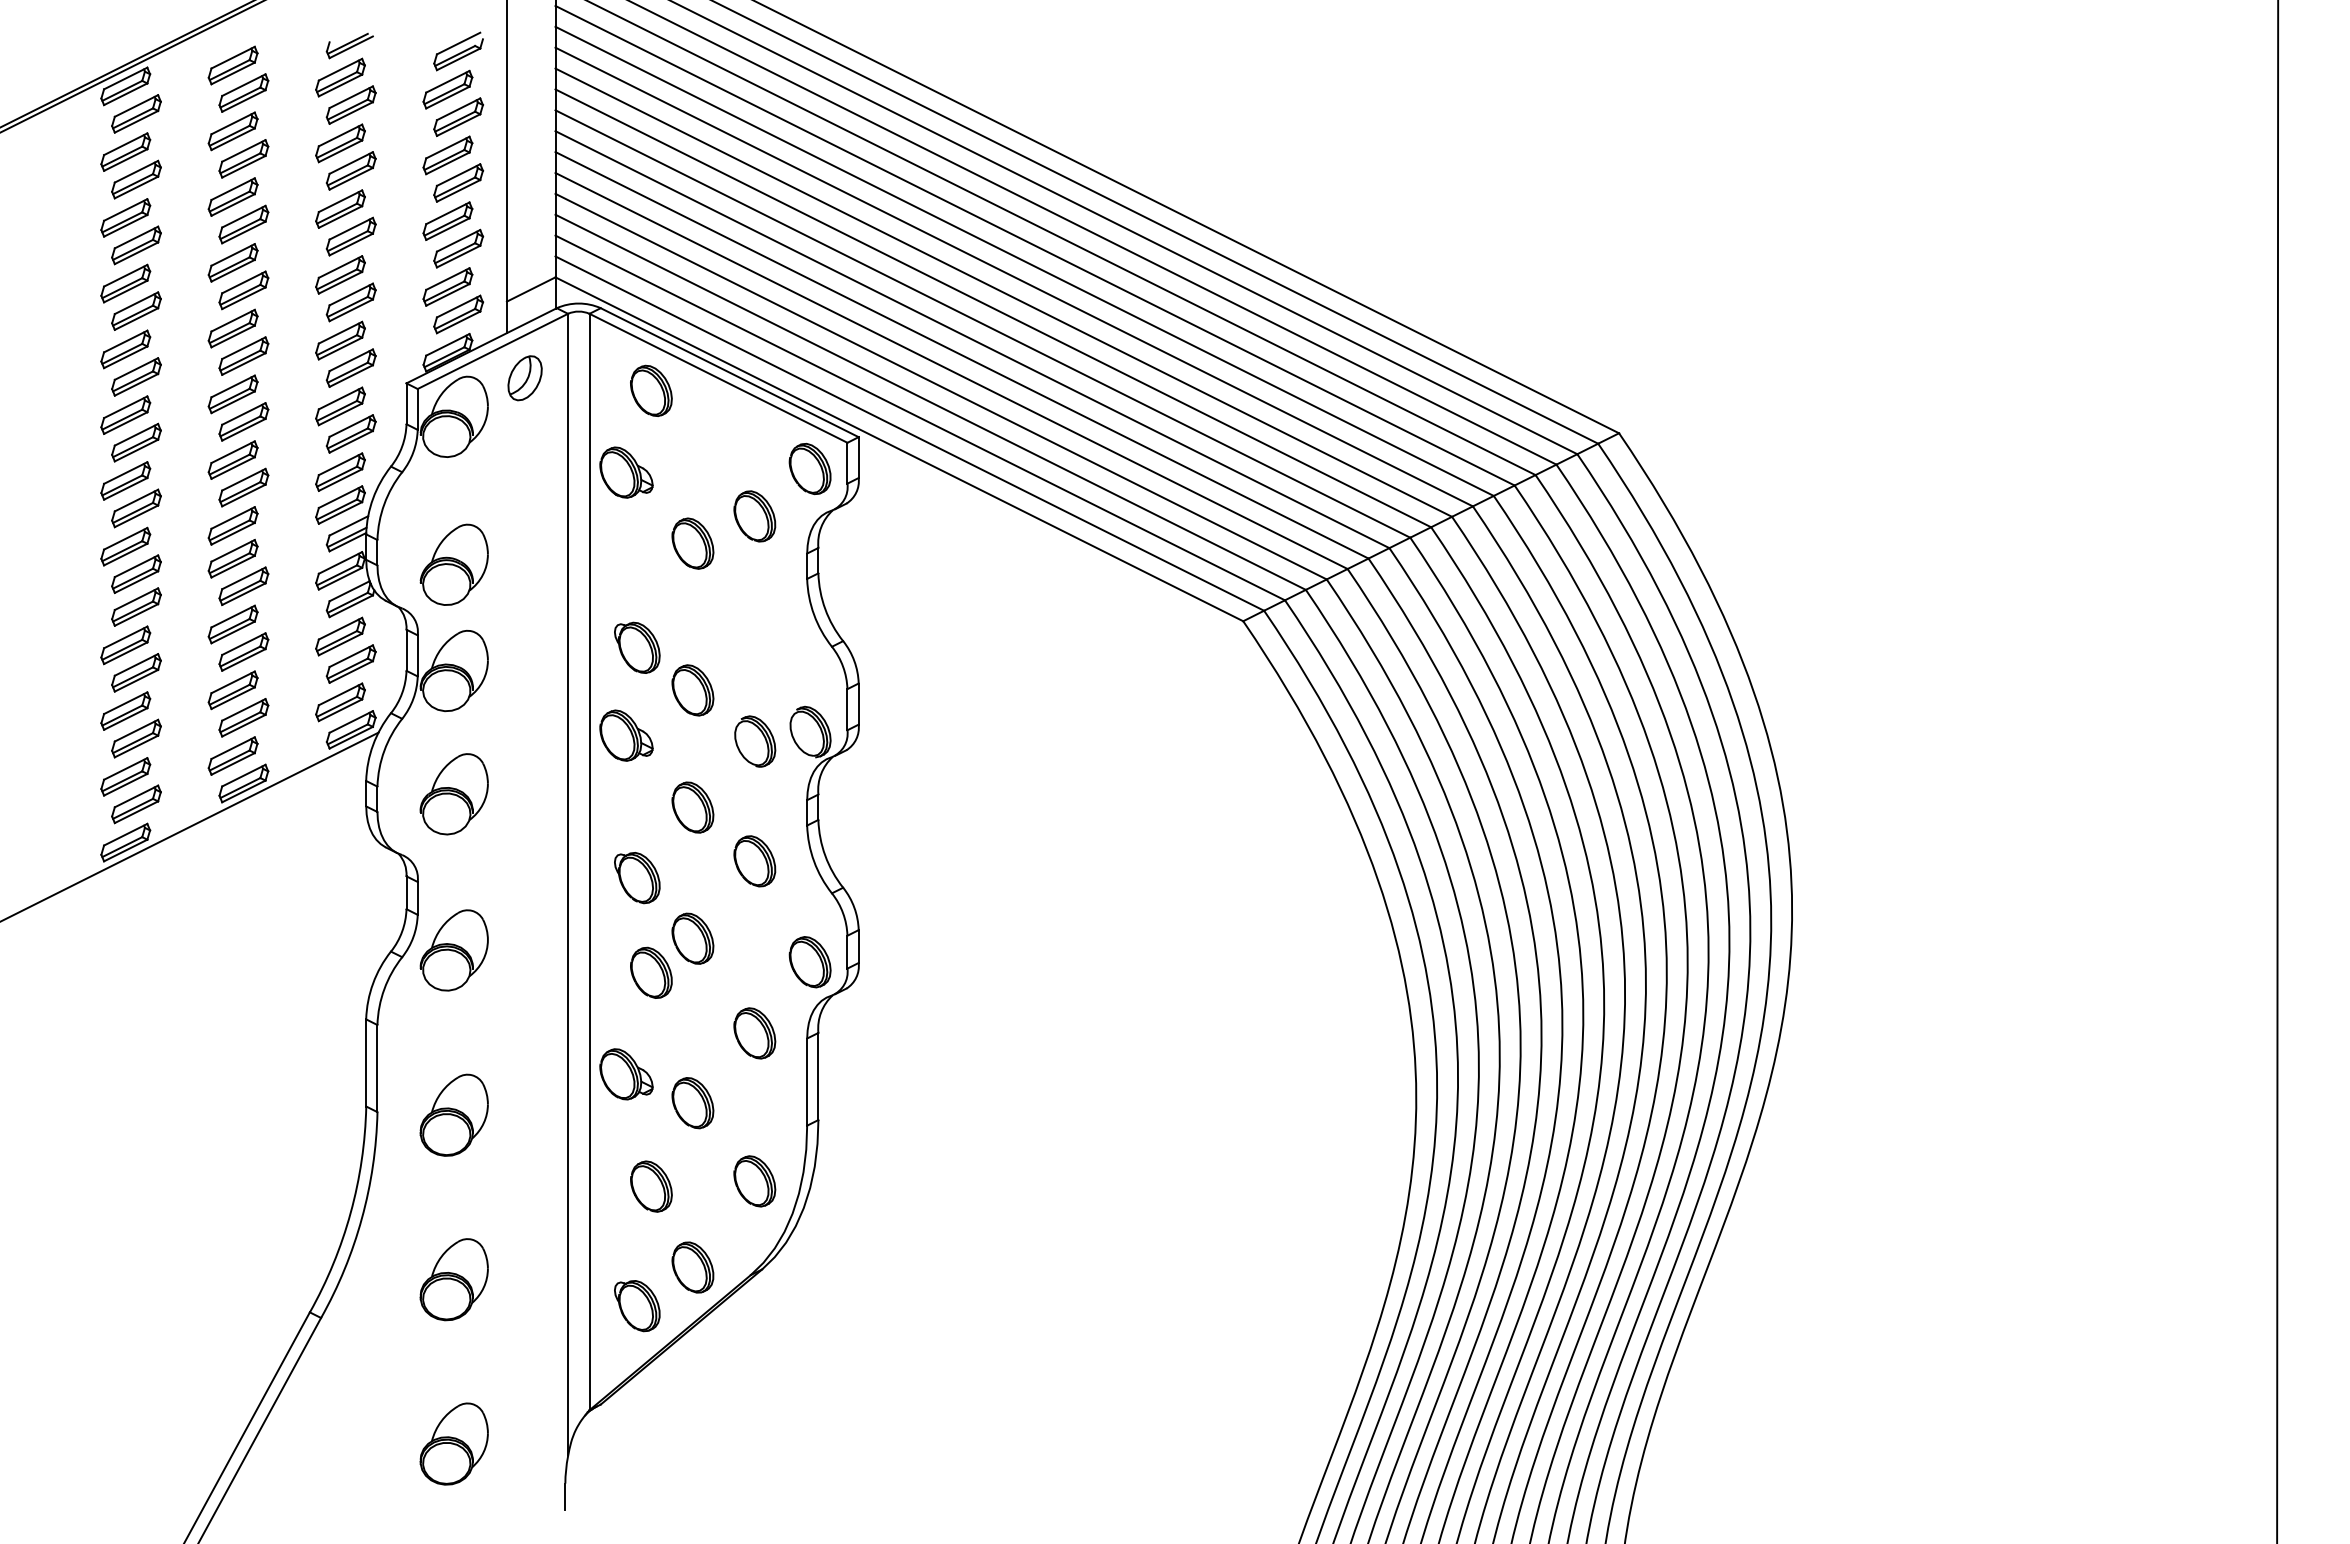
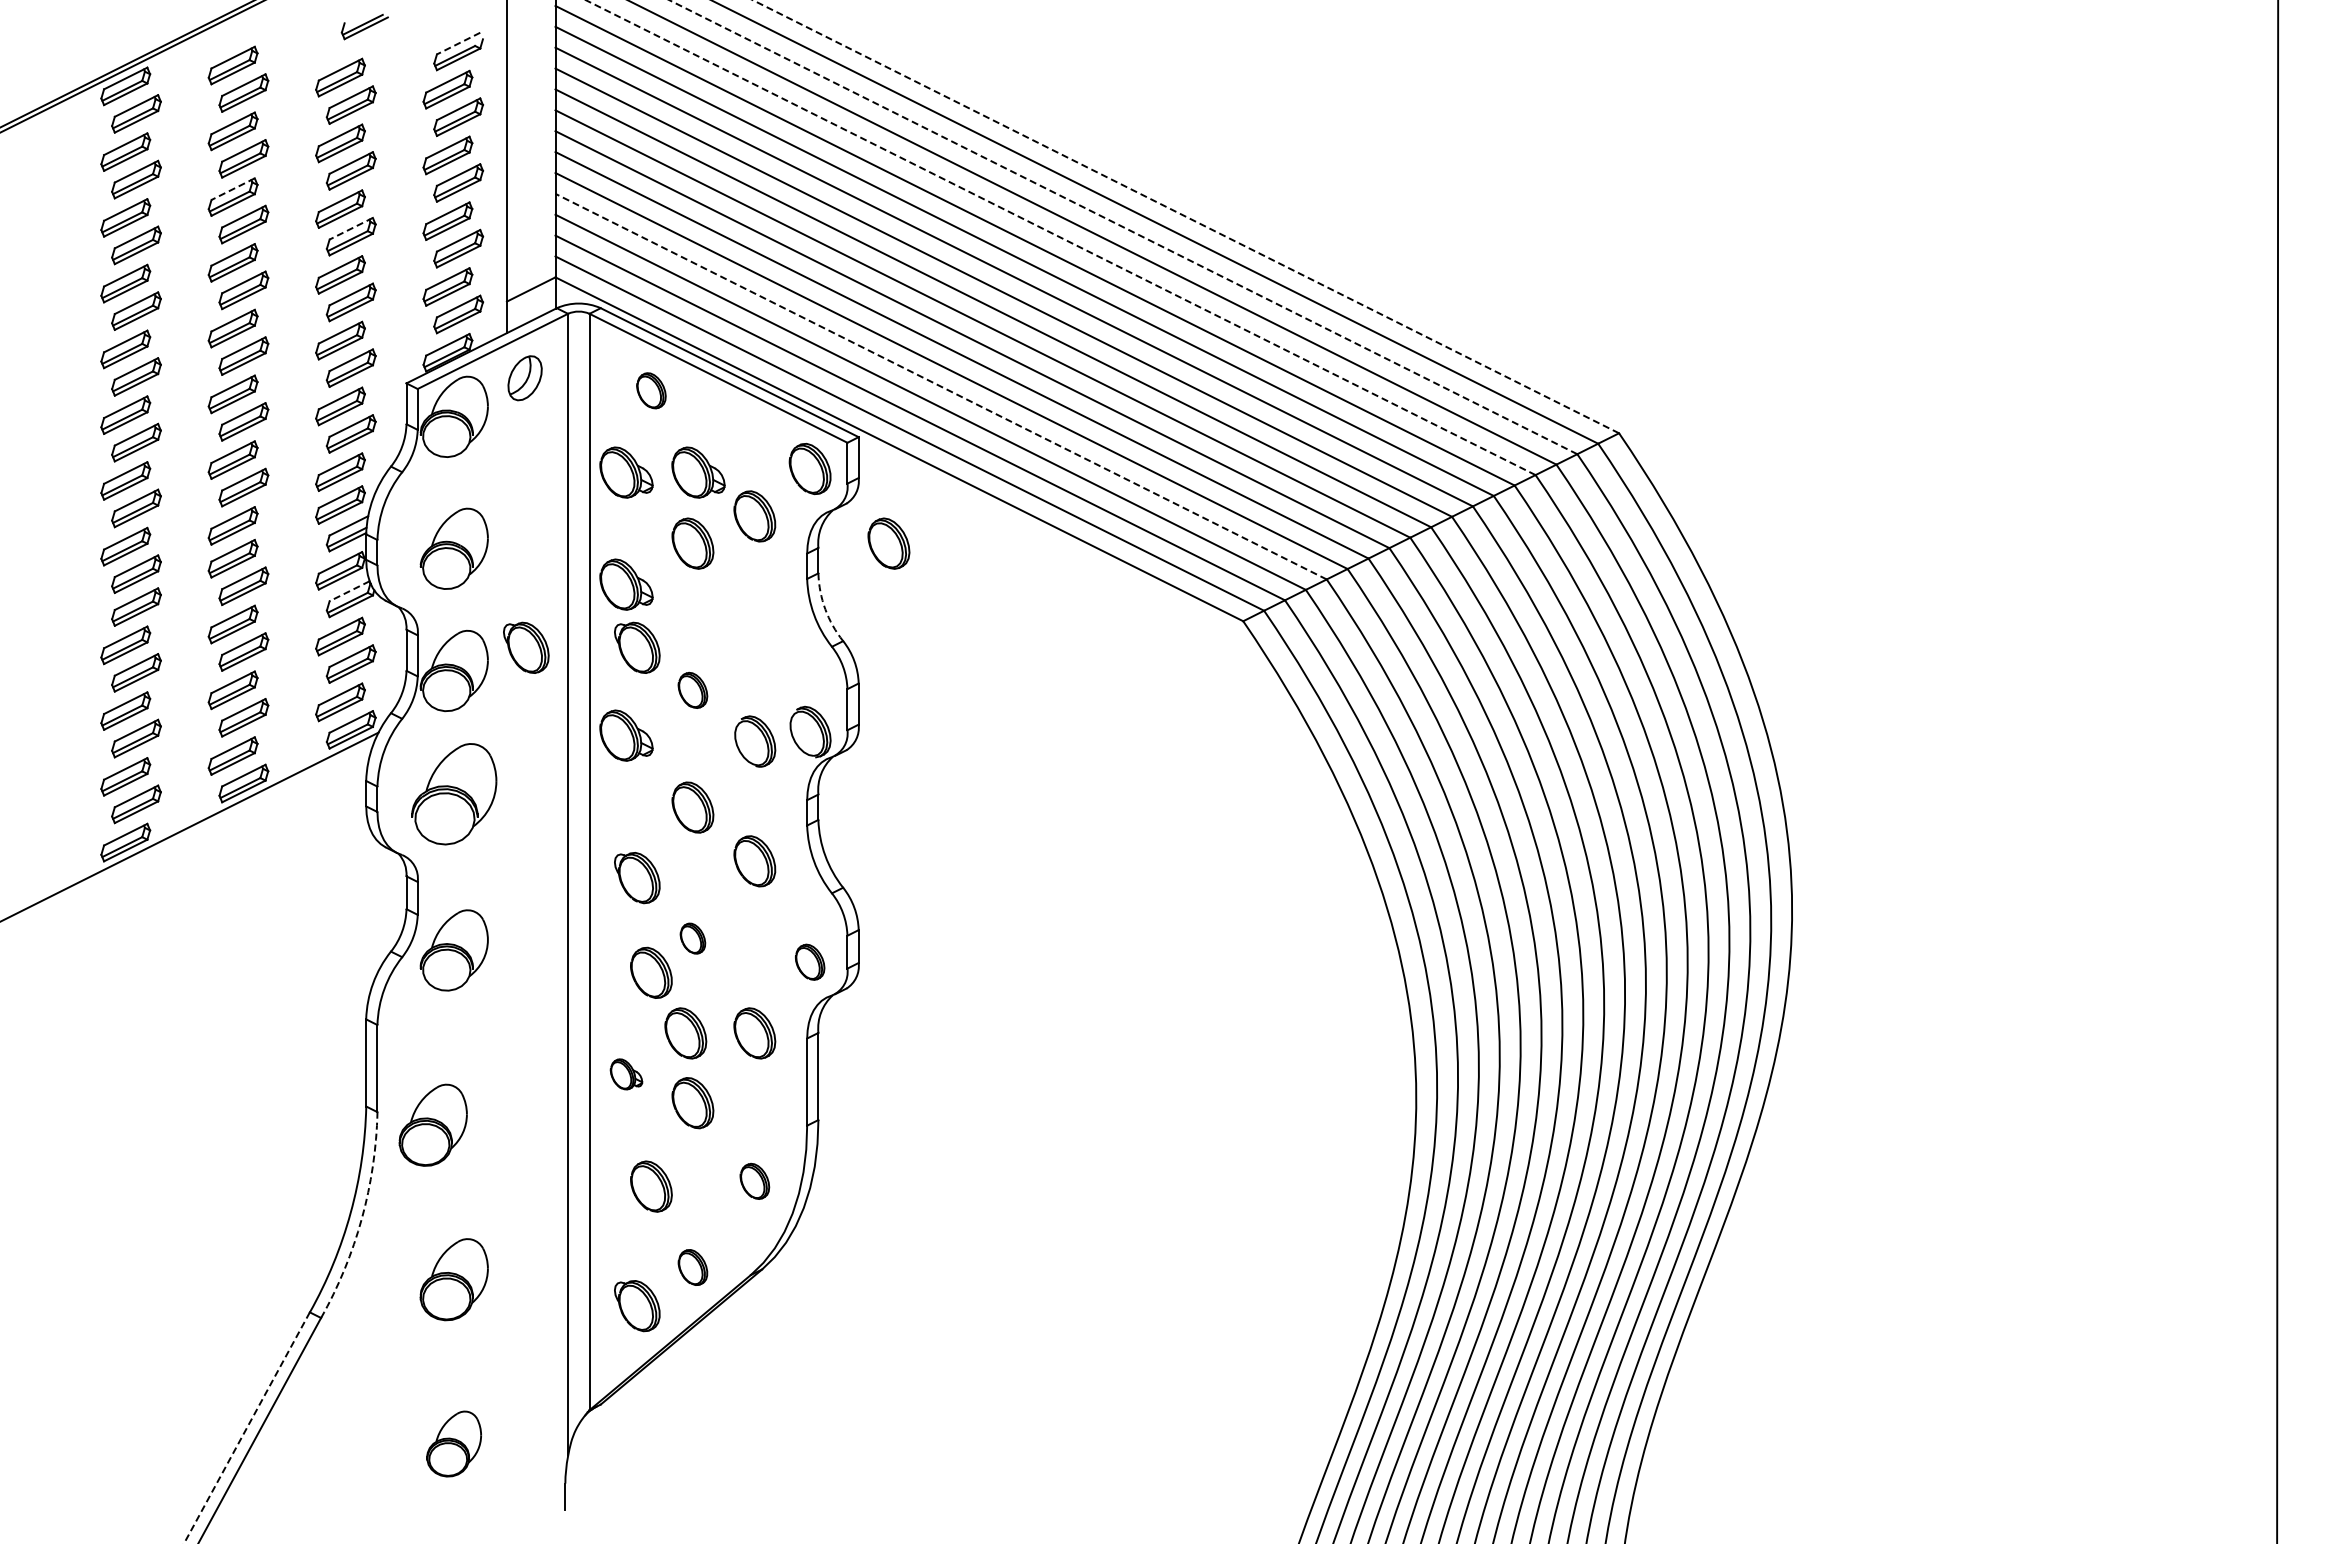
line: solid -> dashed (458, 43)
part position: (349, 45) -> (364, 26) (364, 26)
line: solid -> dashed (232, 189)
line: solid -> dashed (1185, 216)
line: solid -> dashed (1123, 227)
line: solid -> dashed (350, 228)
line: solid -> dashed (1060, 237)
line: solid -> dashed (940, 386)
part size: 43x53 px -> 31x38 px (651, 390)
part: none -> present (698, 472)
part: none -> present (888, 543)
part position: (453, 564) -> (453, 548) (453, 548)
part: none -> present (626, 584)
line: solid -> dashed (349, 591)
arc: solid -> dashed (825, 609)
part: none -> present (526, 647)
part size: 44x53 px -> 32x38 px (692, 689)
part size: 70x83 px -> 87x103 px (454, 794)
part size: 44x53 px -> 28x33 px (692, 938)
part size: 44x53 px -> 31x38 px (810, 961)
part: none -> present (685, 1033)
part size: 55x53 px -> 35x33 px (626, 1074)
part position: (453, 1114) -> (432, 1124) (432, 1124)
part size: 44x53 px -> 32x38 px (754, 1180)
arc: solid -> dashed (361, 1218)
part size: 44x53 px -> 32x37 px (692, 1267)
line: solid -> dashed (246, 1428)
part size: 70x84 px -> 56x68 px (453, 1443)
